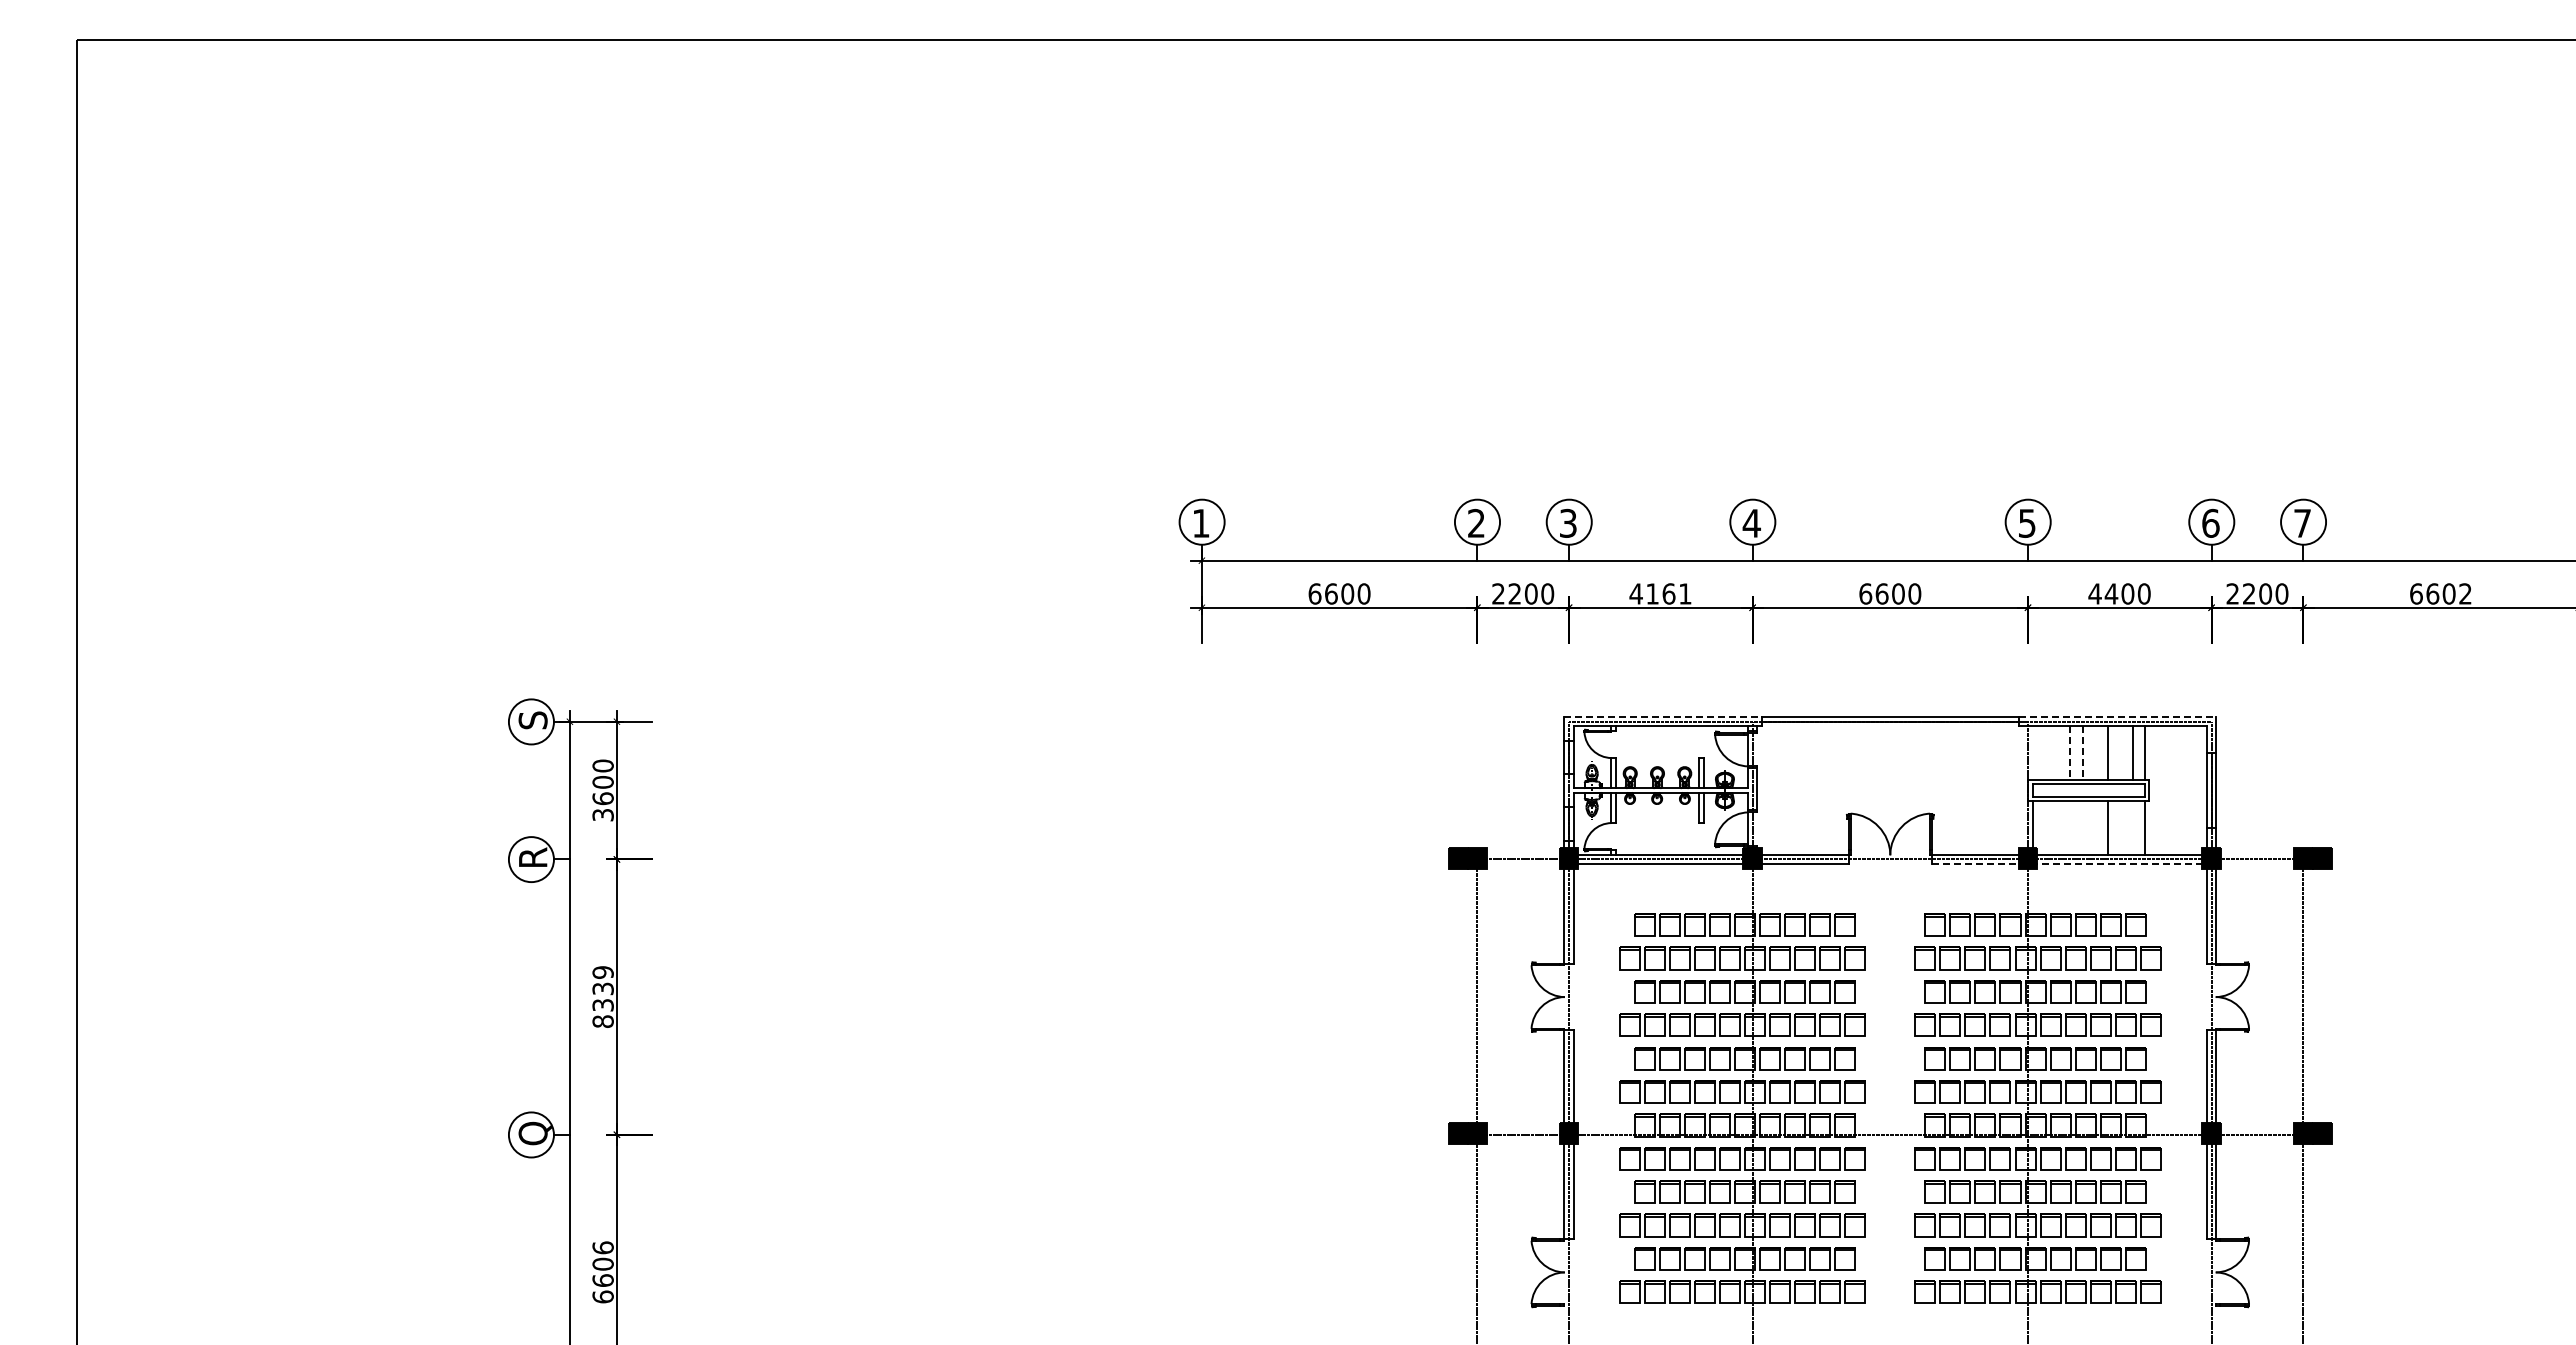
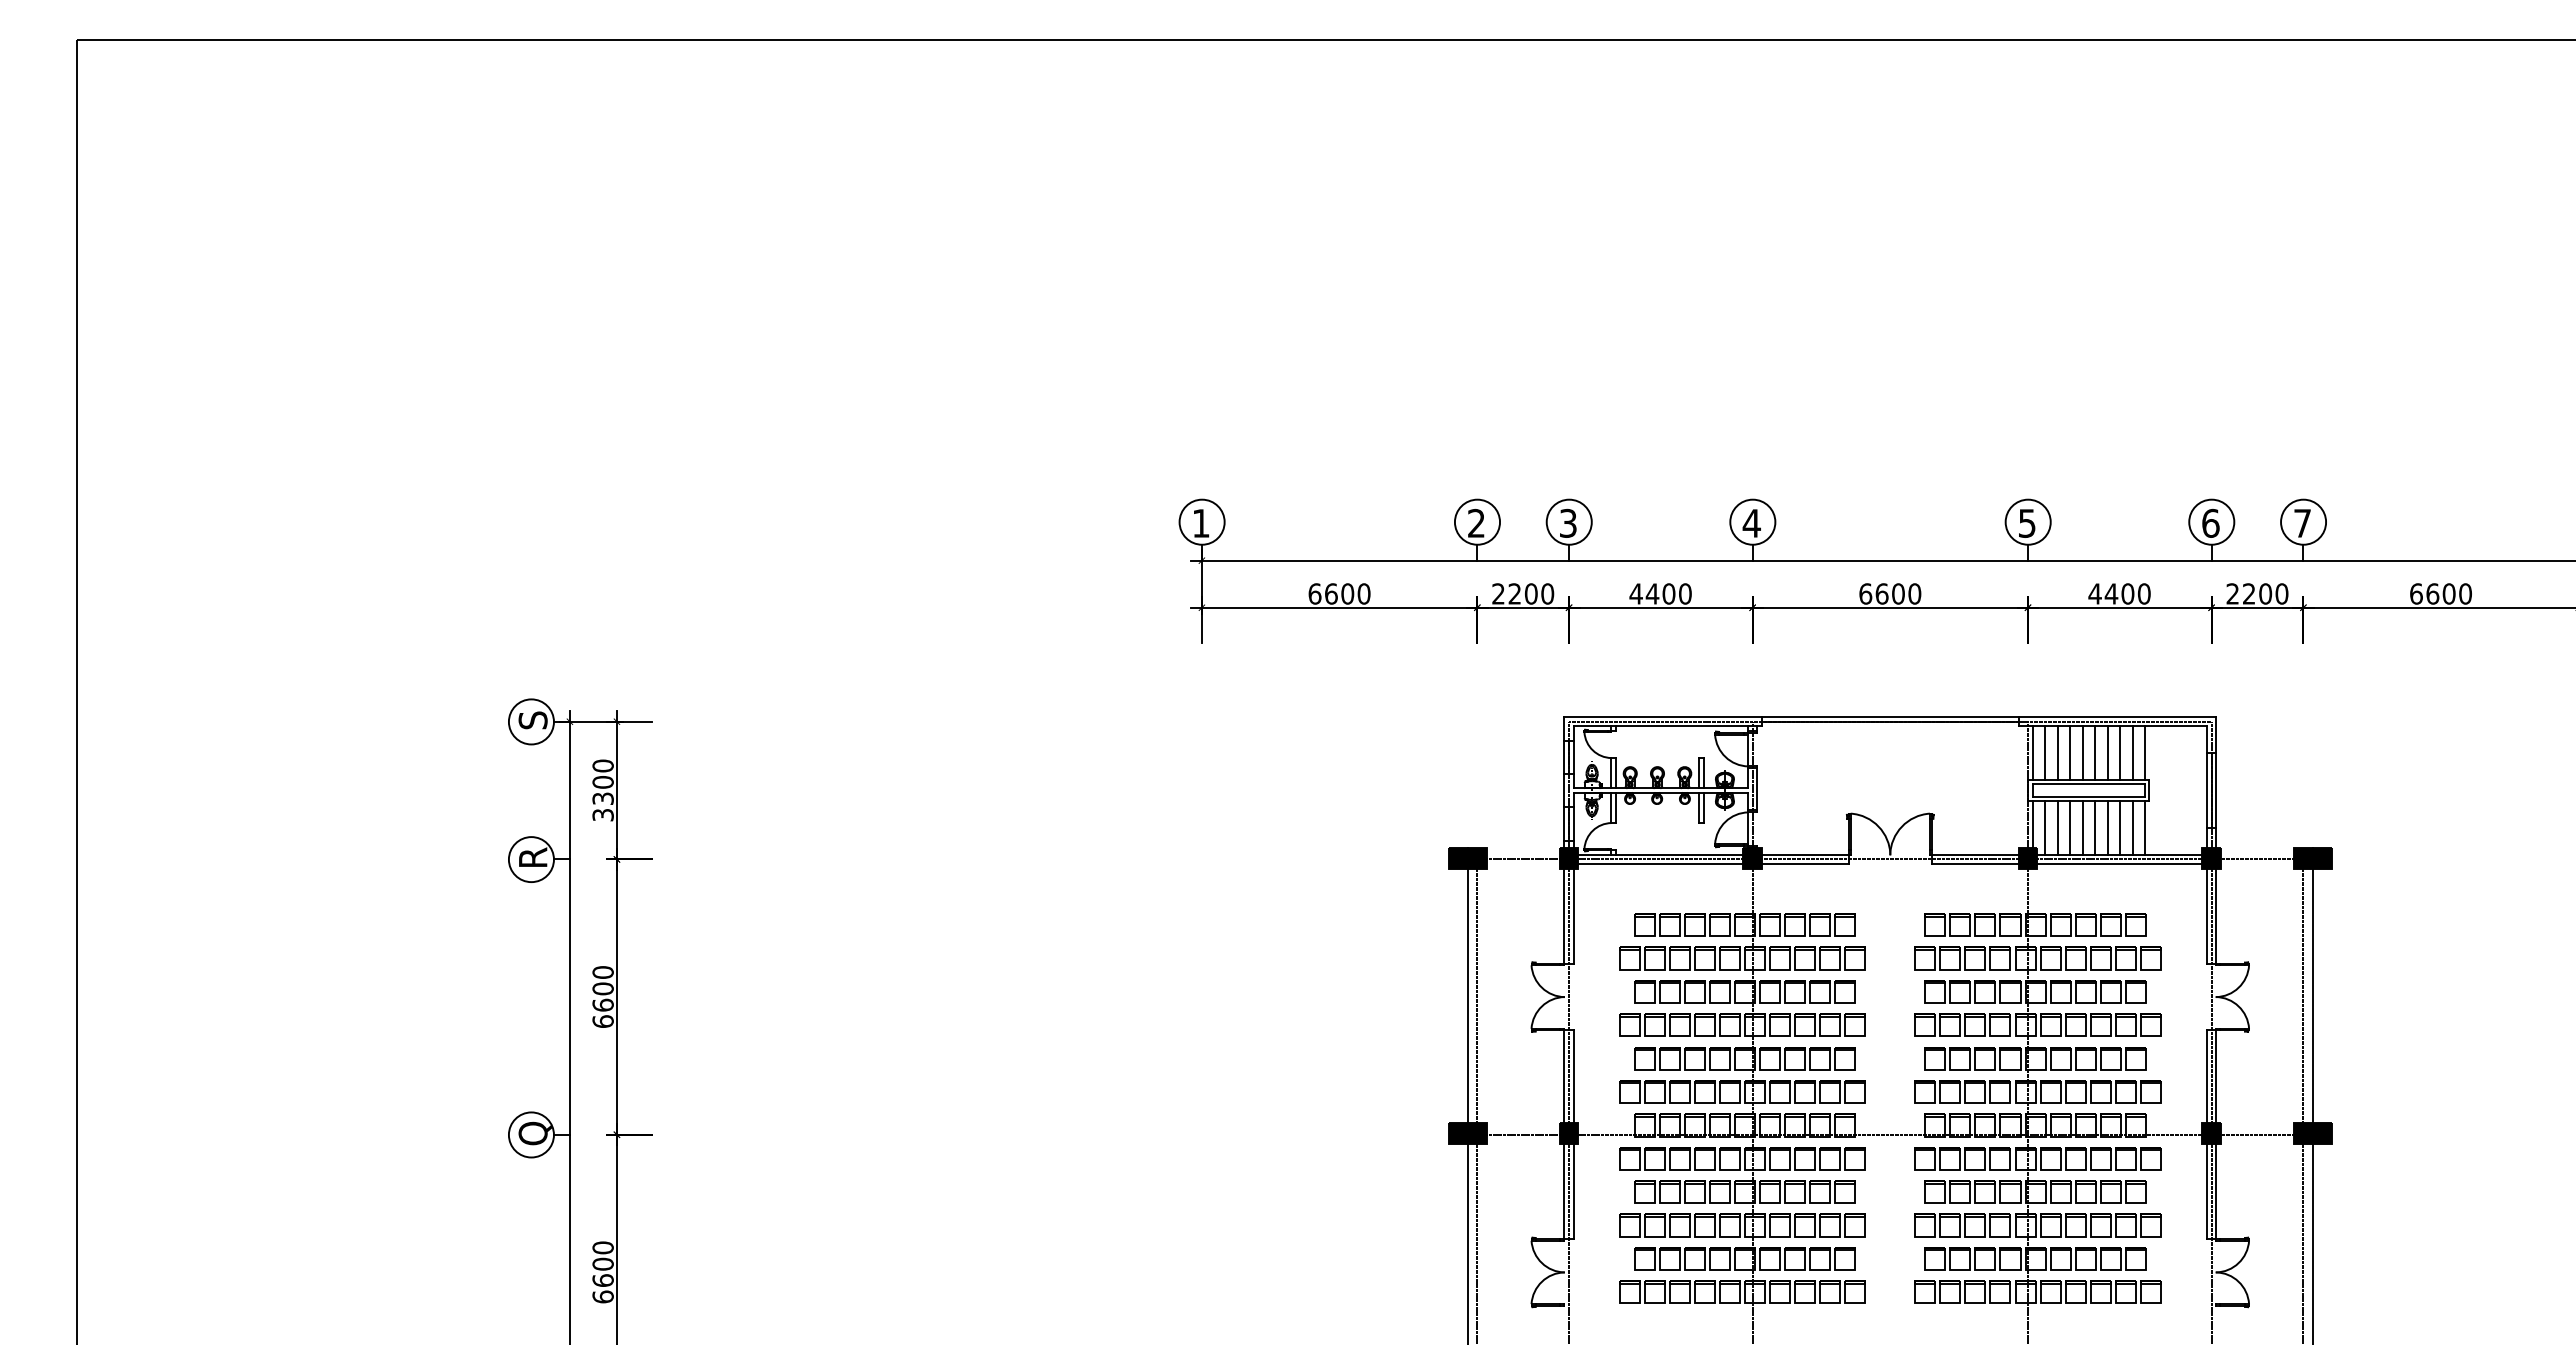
text: 4161 -> 4400 (1668, 593)
text: 6602 -> 6600 (2465, 593)
line: dashed -> solid (1663, 717)
line: dashed -> solid (2117, 717)
line: none -> present (2032, 753)
line: none -> present (2045, 753)
line: none -> present (2057, 753)
line: dashed -> solid (2070, 753)
line: dashed -> solid (2082, 753)
line: none -> present (2095, 753)
line: none -> present (2120, 753)
text: 3600 -> 3300 (602, 798)
line: none -> present (2045, 827)
line: none -> present (2057, 827)
line: none -> present (2070, 827)
line: none -> present (2082, 827)
line: none -> present (2095, 827)
line: none -> present (2120, 827)
line: none -> present (2132, 827)
line: dashed -> solid (2071, 863)
text: 8339 -> 6600 (602, 996)
line: none -> present (1467, 1094)
line: none -> present (2312, 1094)
text: 6606 -> 6600 (602, 1247)
